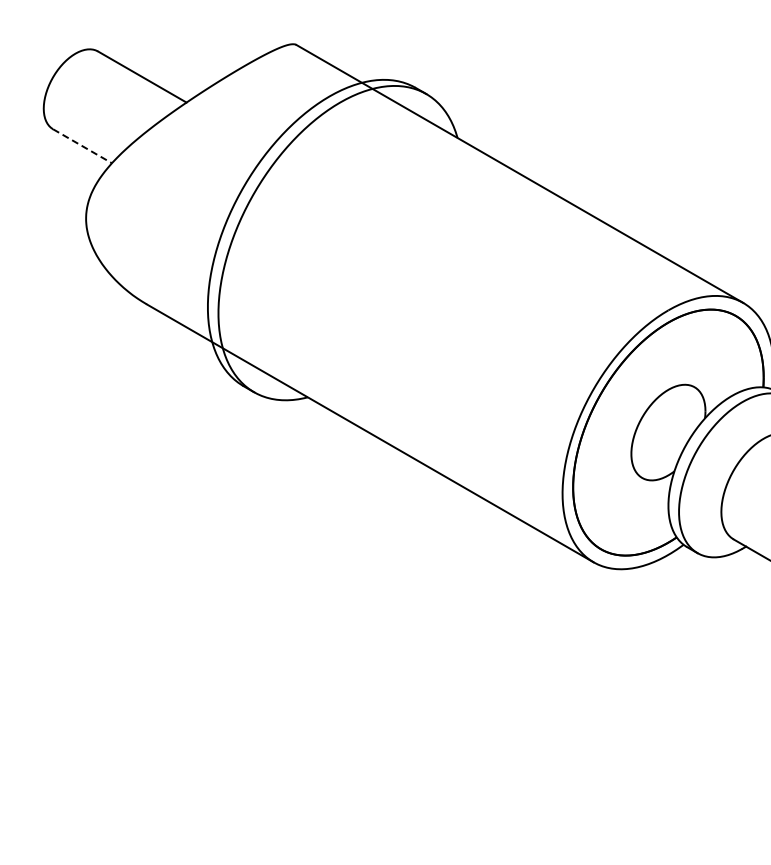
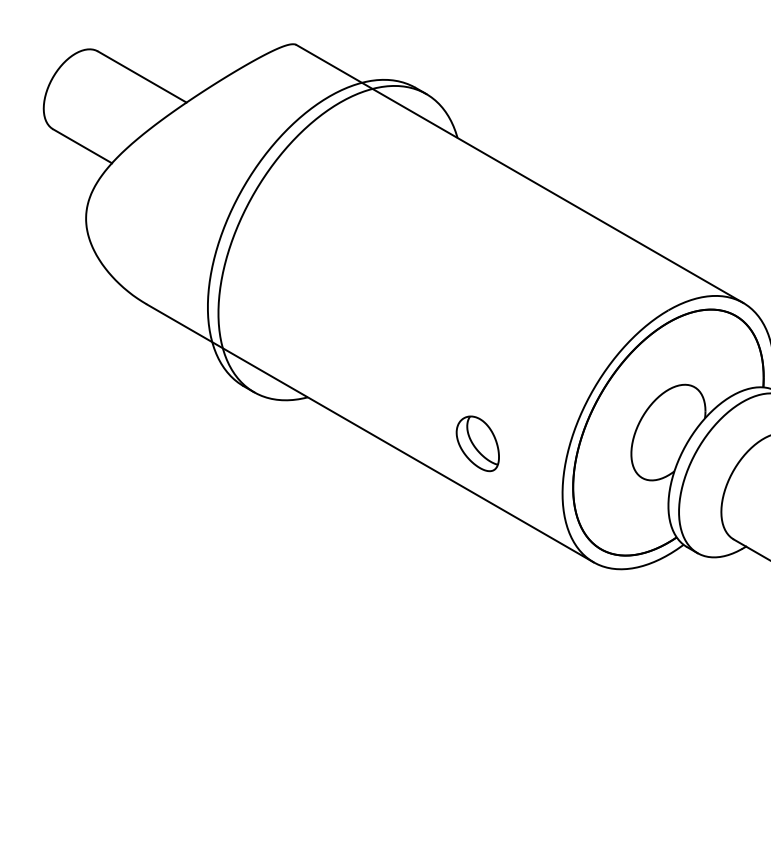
line: dashed -> solid (83, 146)
part: none -> present (477, 443)
